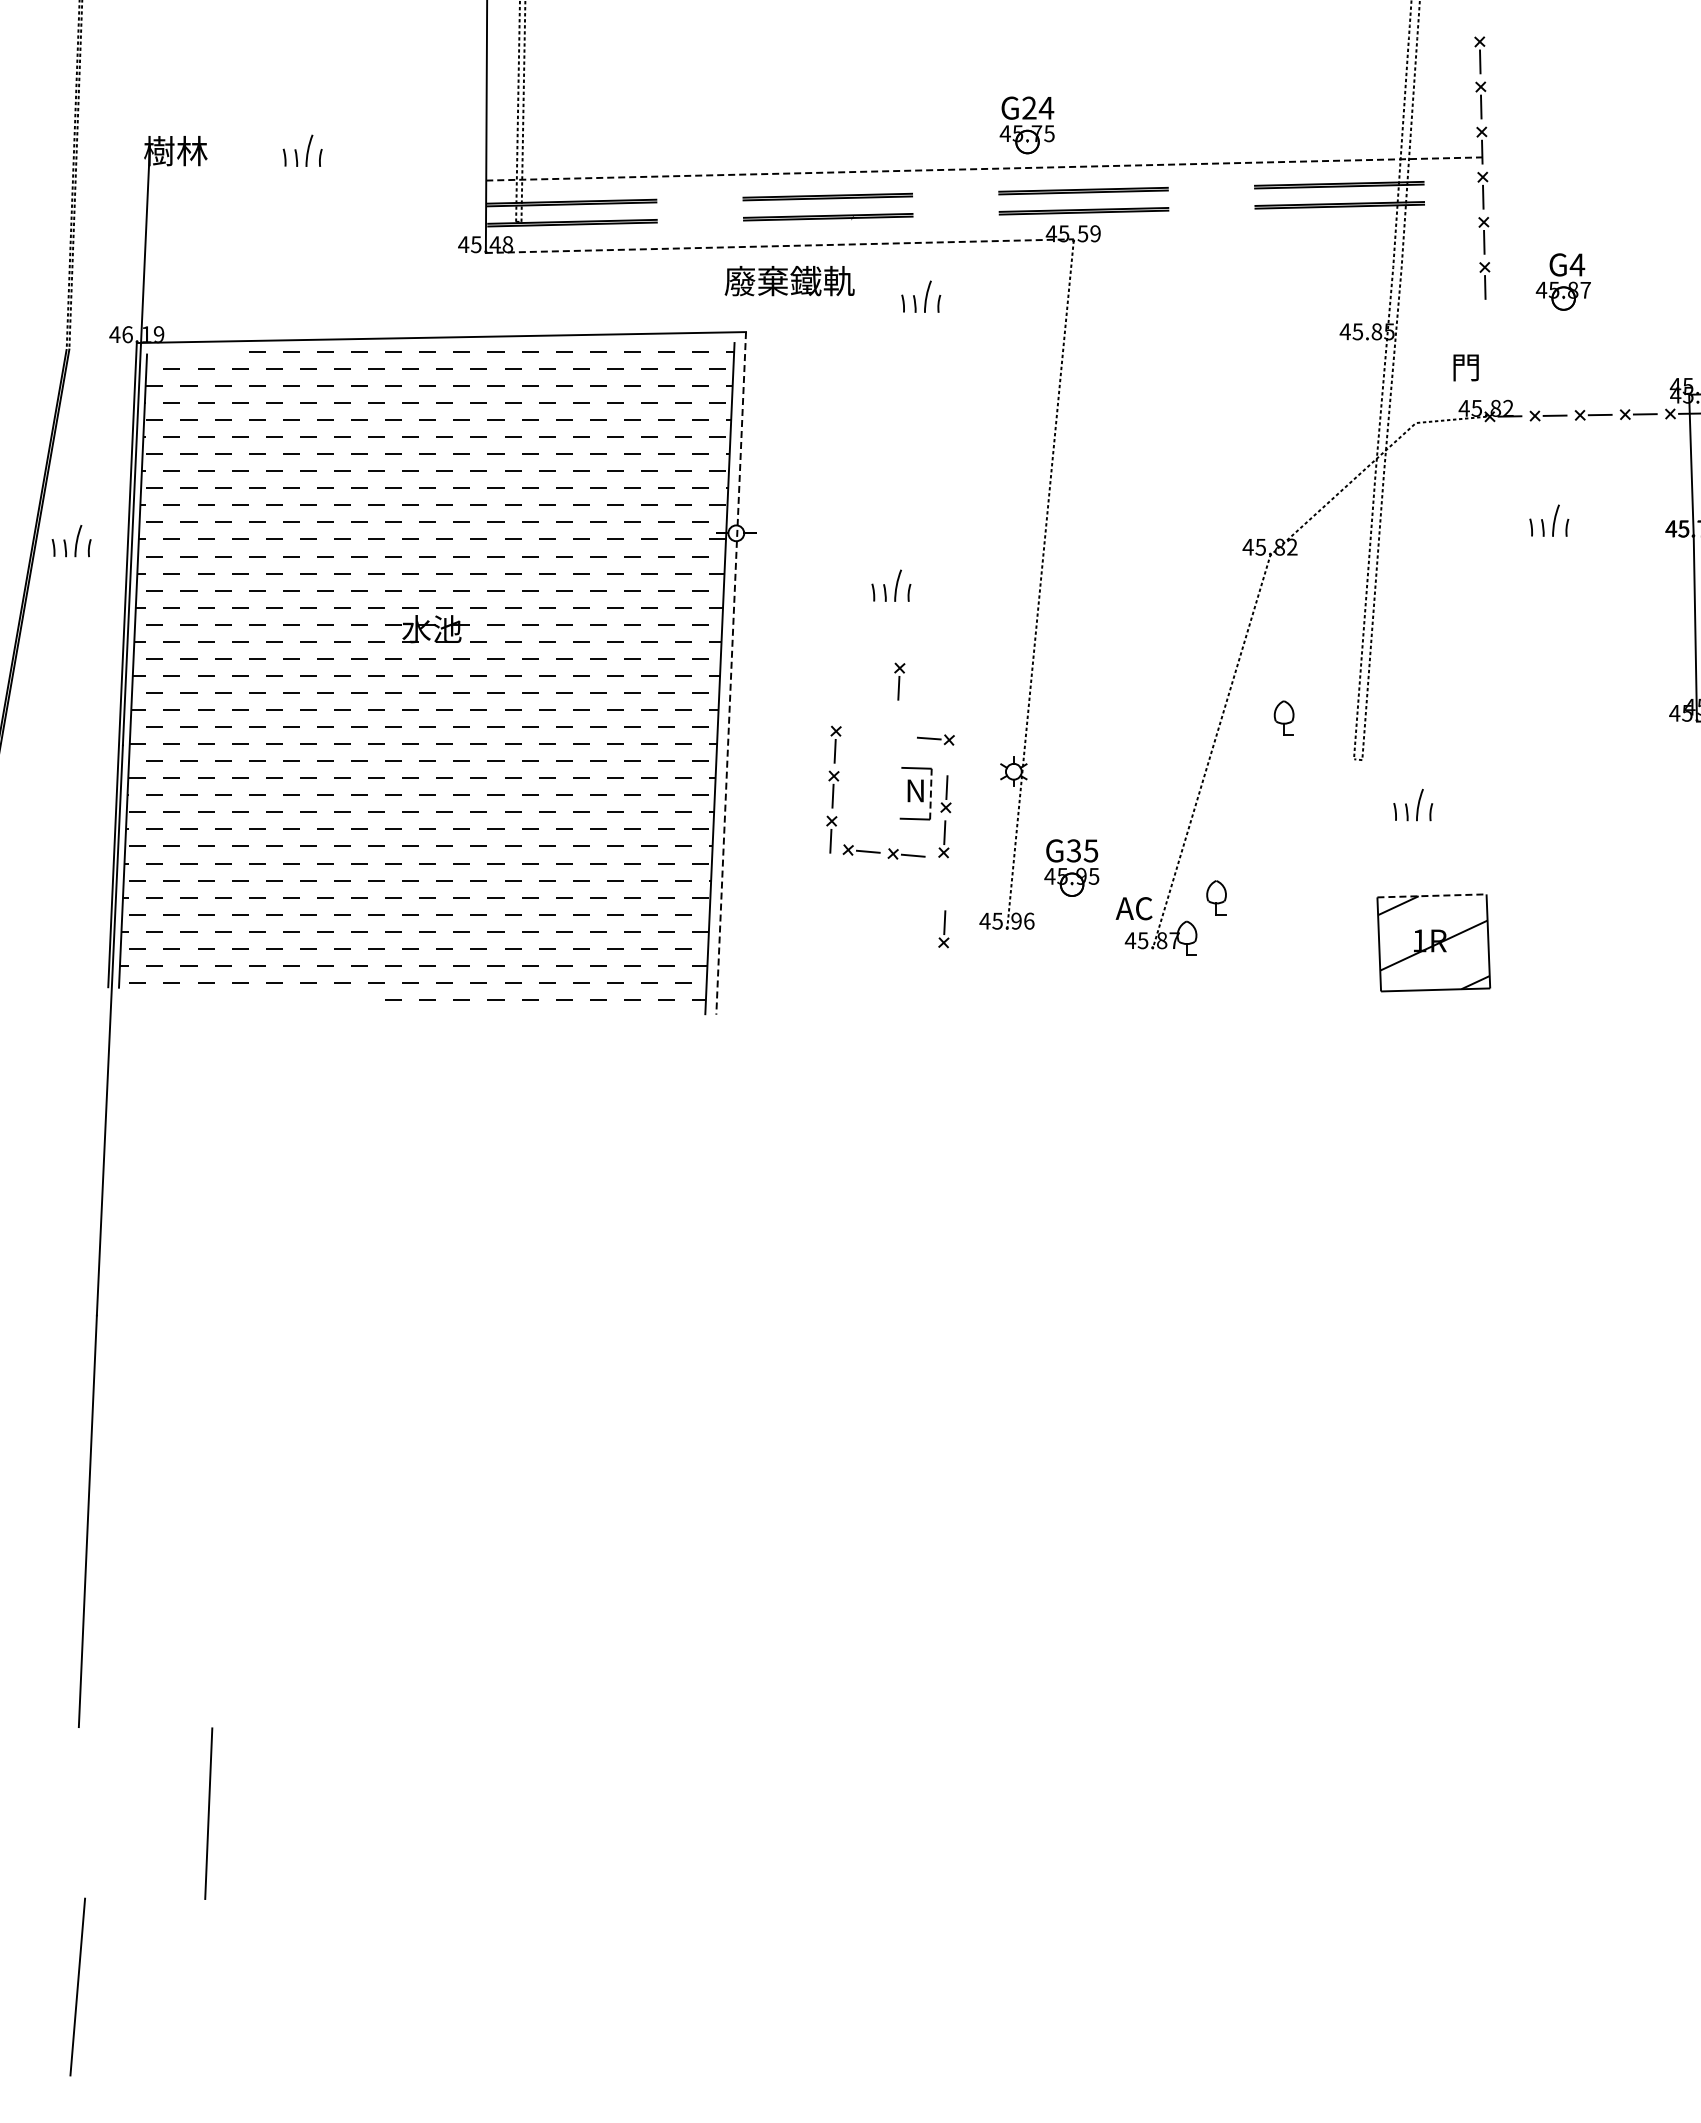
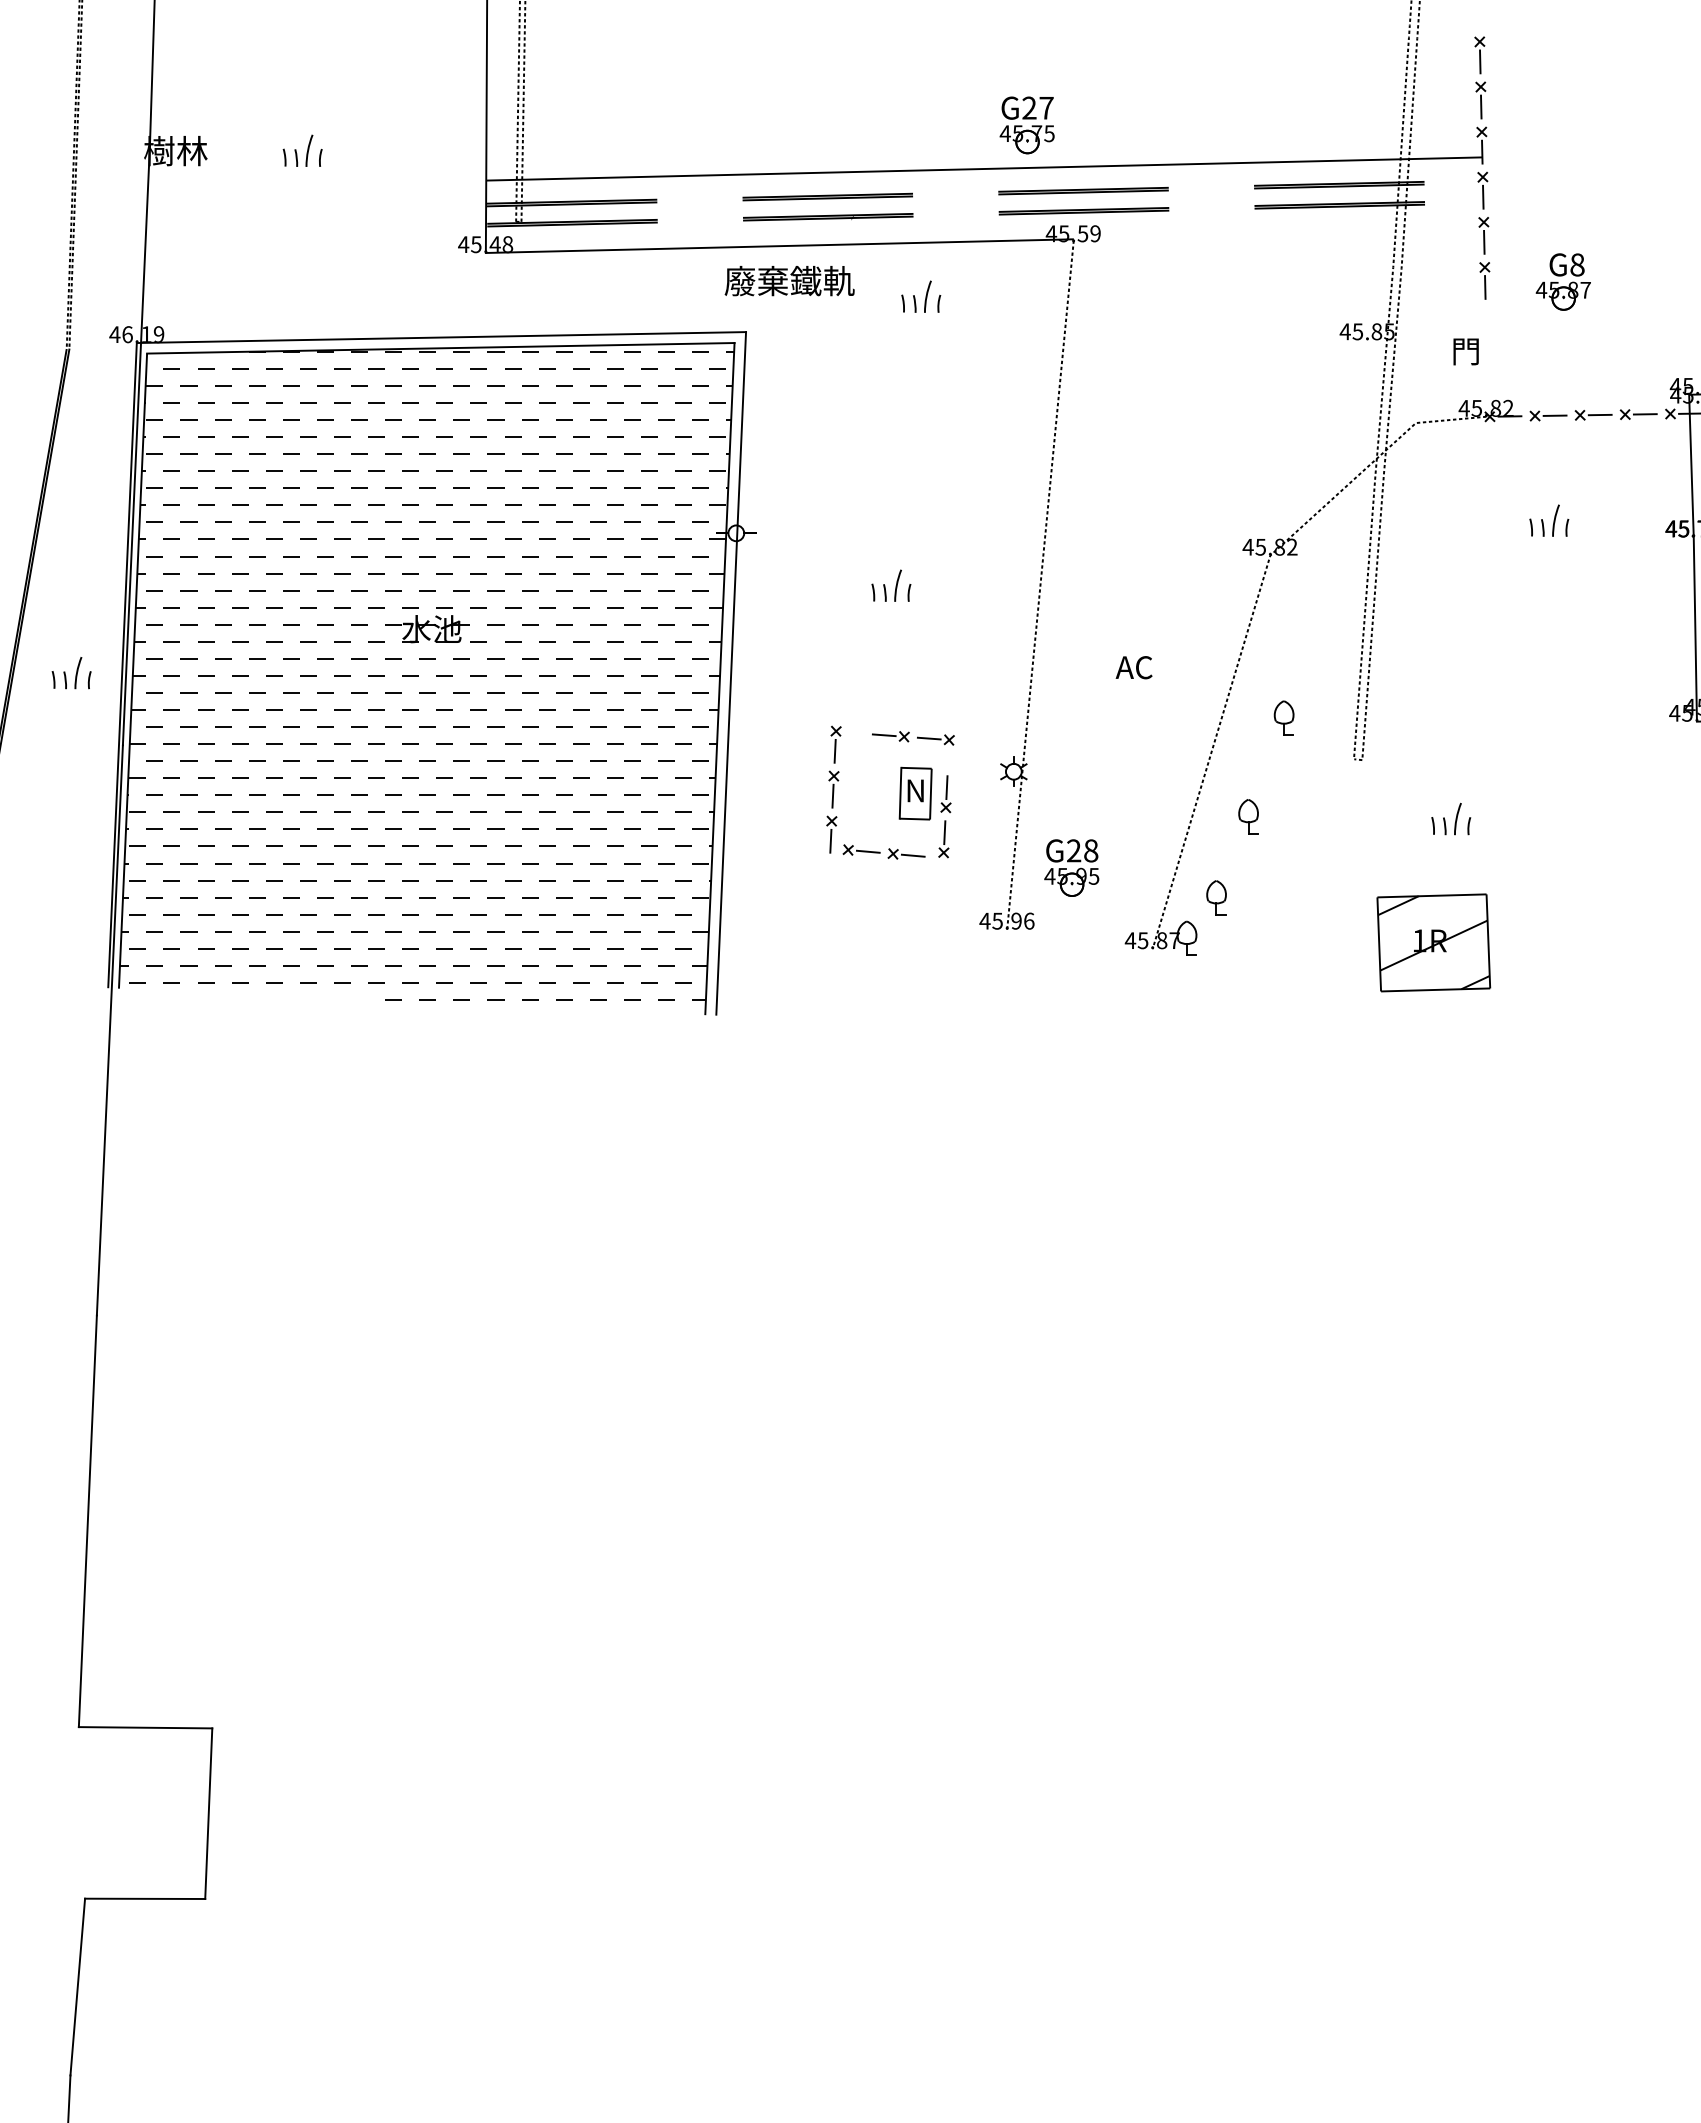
line: none -> present (151, 73)
text: G24 -> G27 (1046, 108)
line: dashed -> solid (984, 168)
line: dashed -> solid (780, 246)
text: G4 -> G8 (1577, 264)
line: none -> present (440, 348)
text position: (1465, 367) -> (1465, 351) (1465, 351)
part position: (71, 541) -> (71, 673) (71, 673)
line: dashed -> solid (731, 673)
part: present -> none (899, 681)
part: none -> present (890, 736)
line: none -> present (900, 792)
line: dashed -> solid (930, 793)
part position: (1413, 805) -> (1451, 819) (1451, 819)
part: none -> present (1248, 816)
text: G35 -> G28 (1082, 850)
line: dashed -> solid (1431, 895)
text position: (1133, 908) -> (1133, 667) (1133, 667)
part: present -> none (943, 929)
line: none -> present (145, 1727)
line: none -> present (145, 1898)
line: none -> present (69, 2097)
